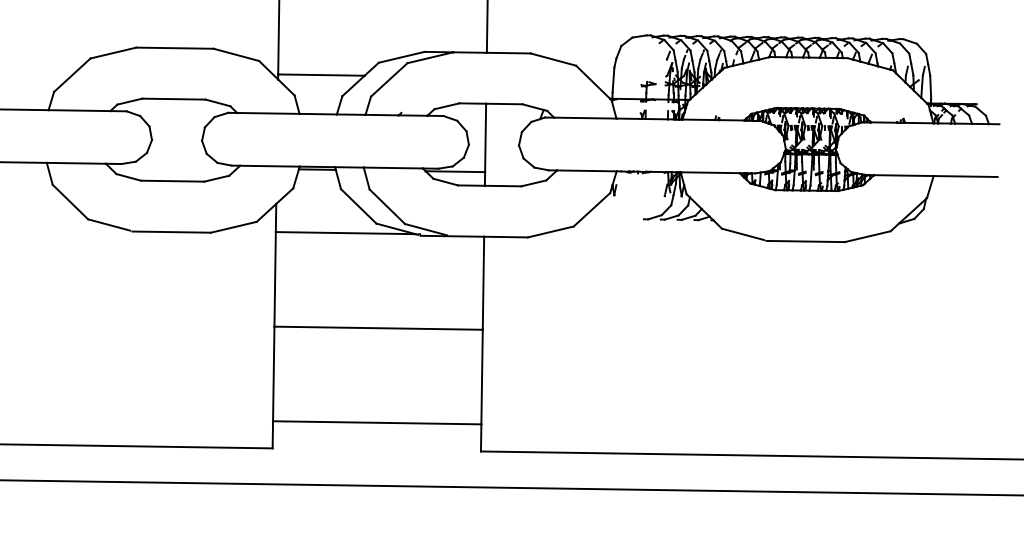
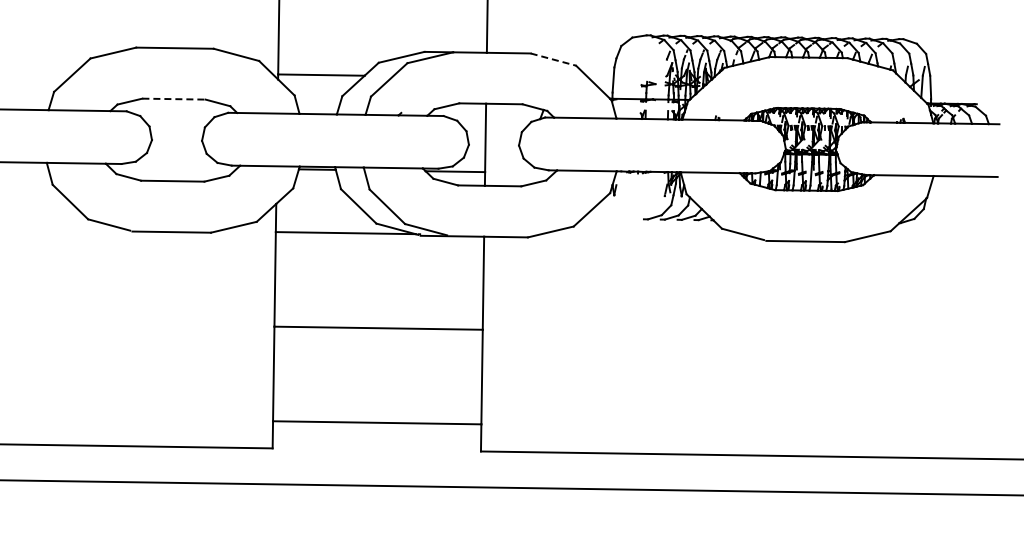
line: solid -> dashed (553, 59)
line: solid -> dashed (174, 99)
